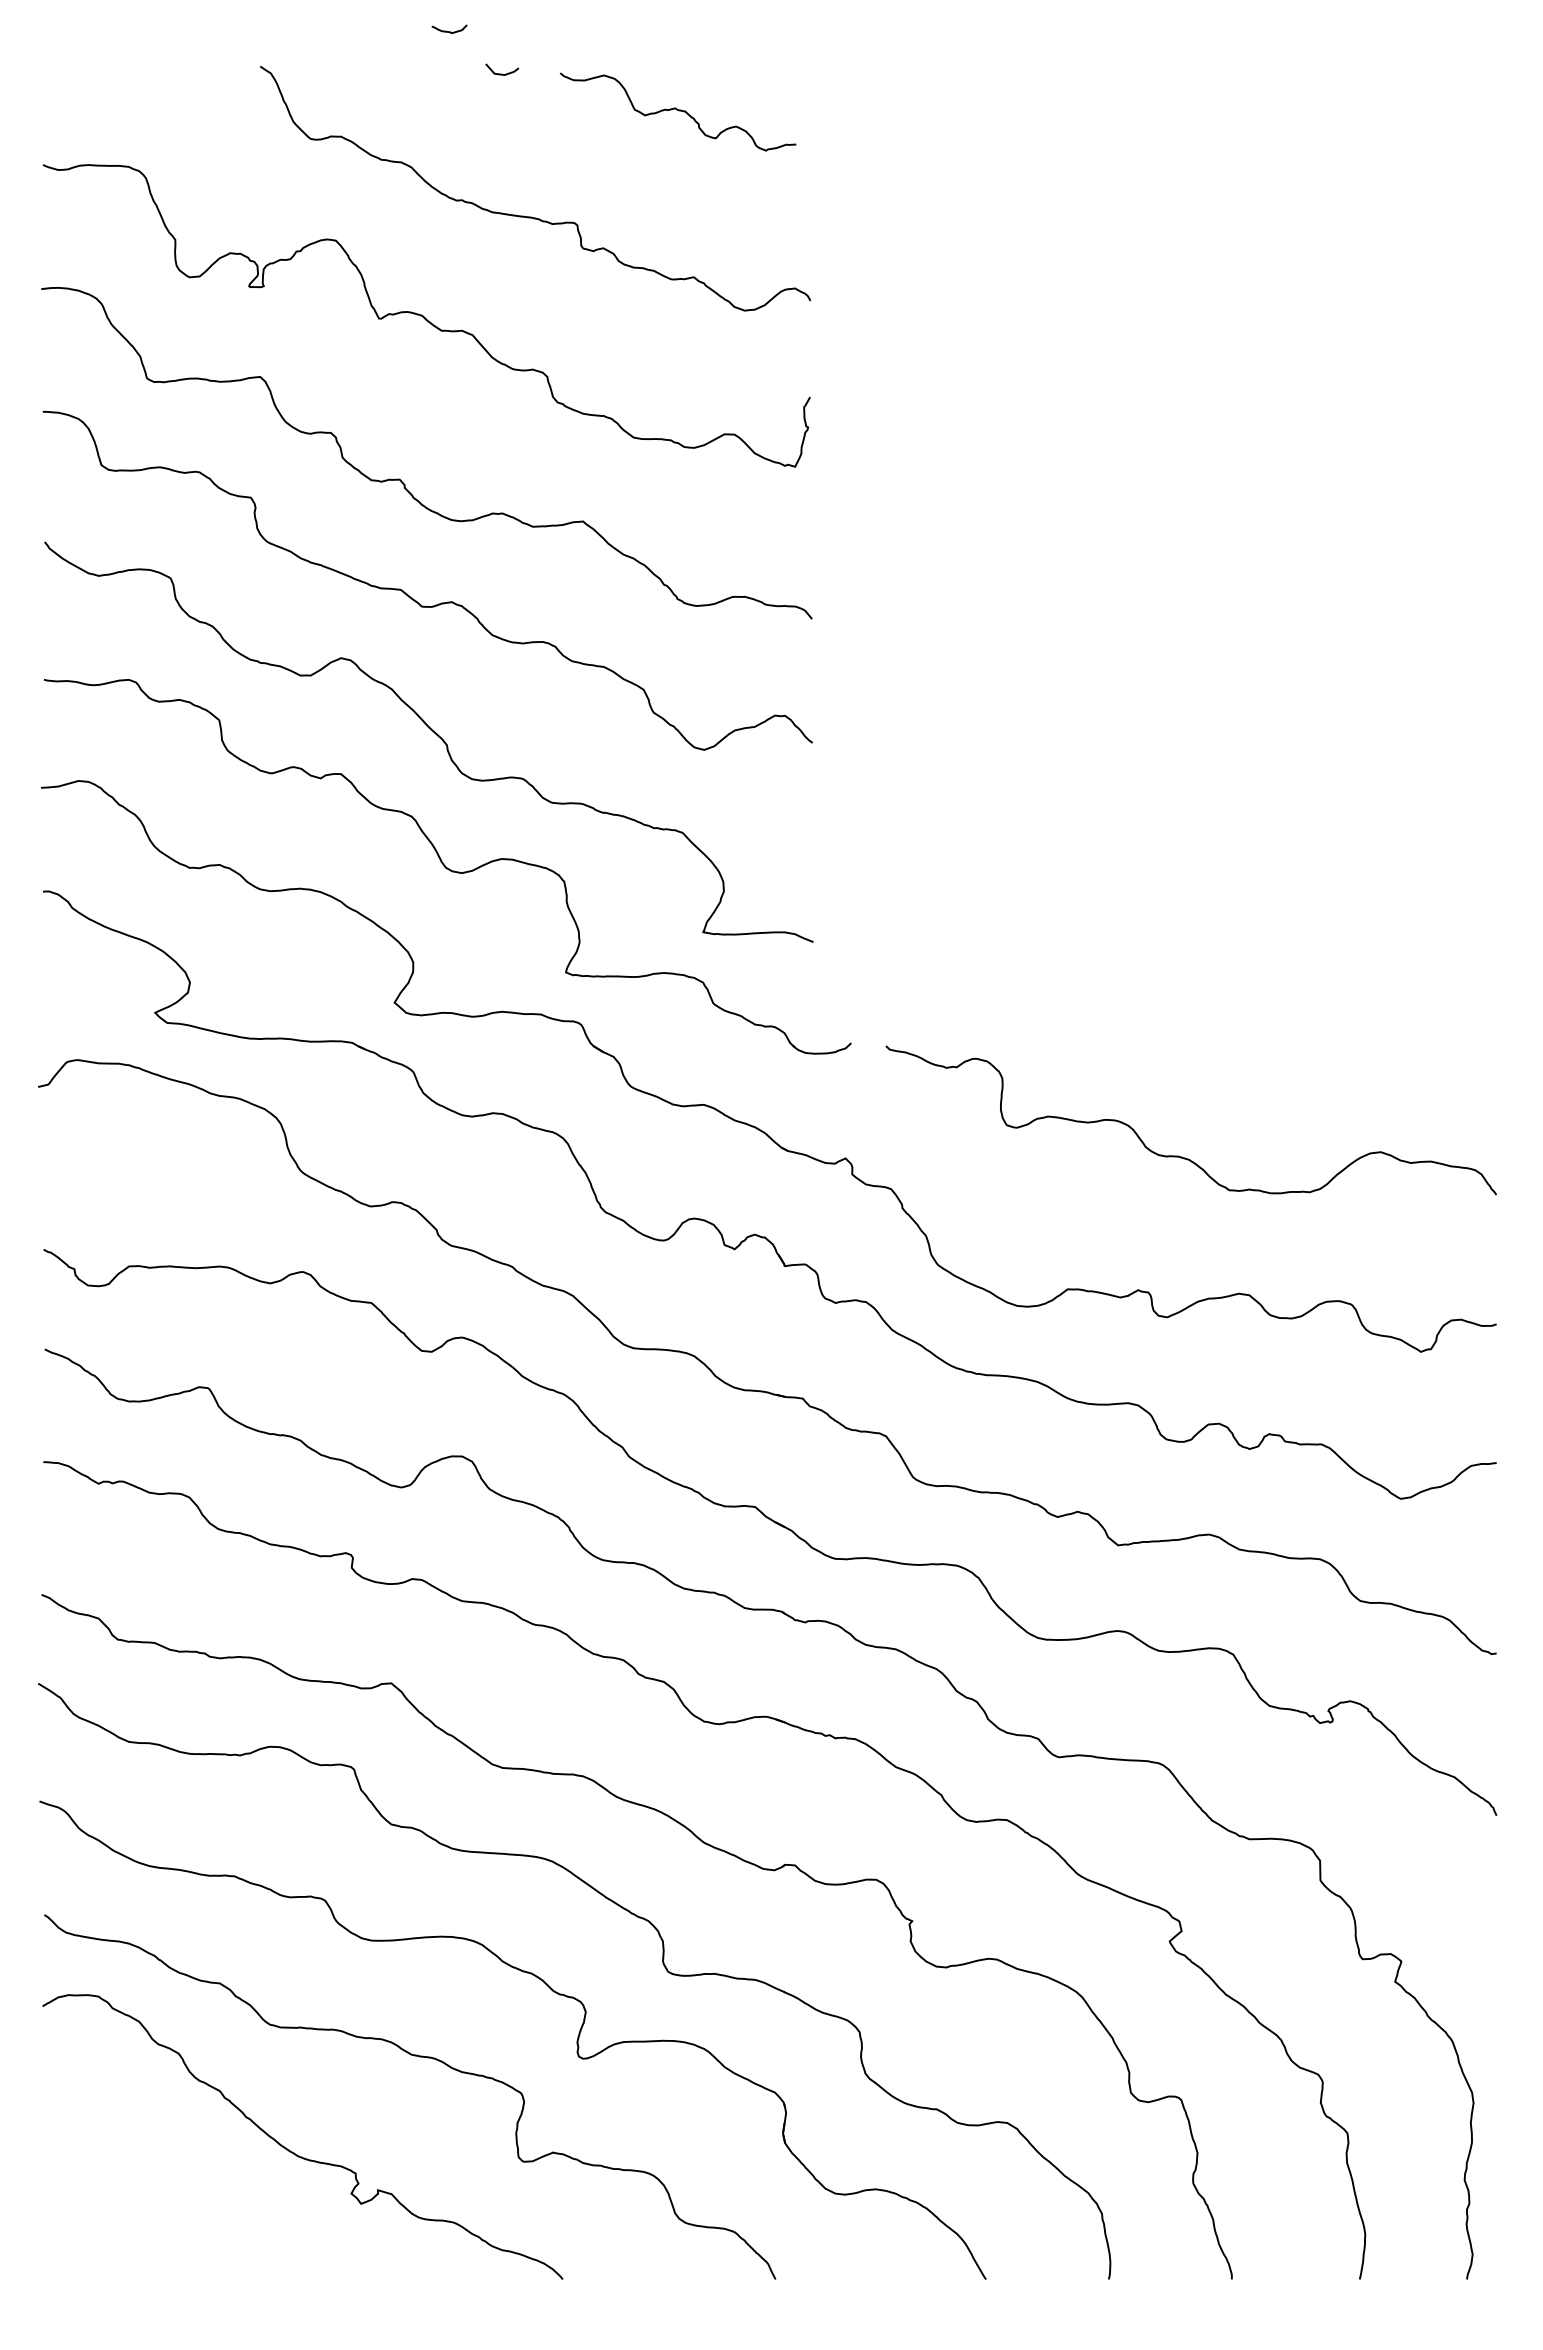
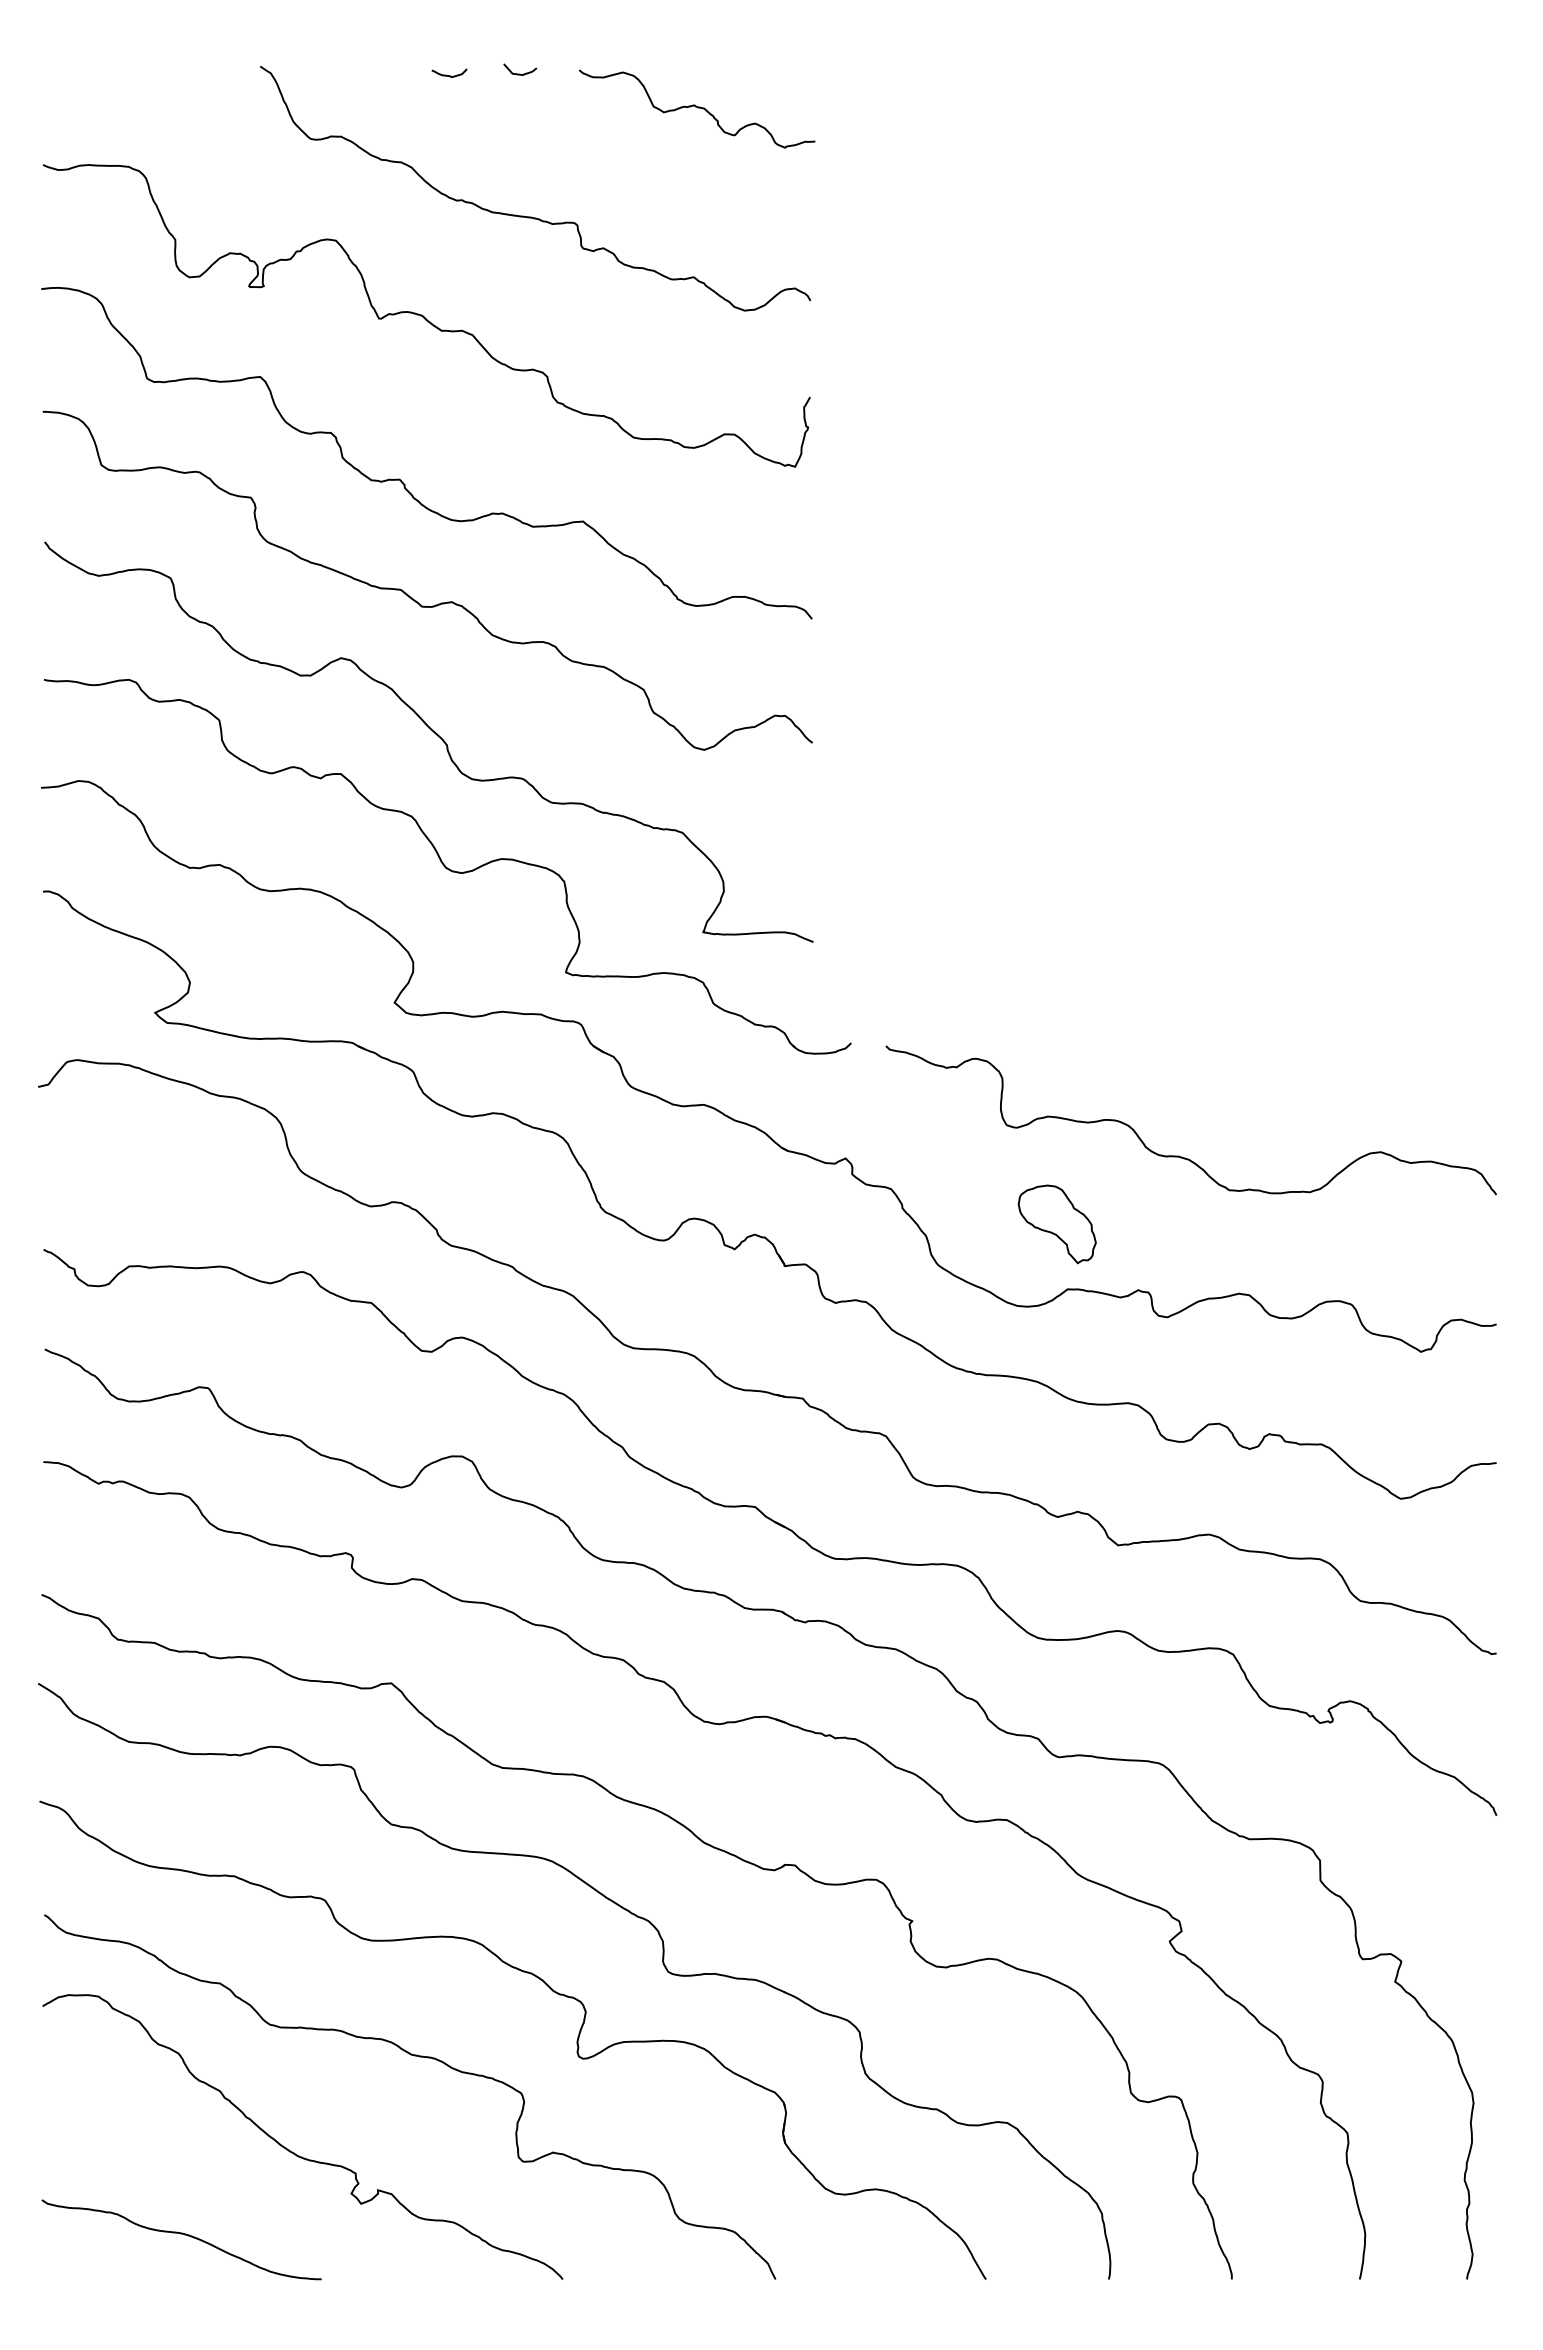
curve position: (449, 31) -> (449, 75) (449, 75)
curve position: (502, 73) -> (520, 73) (520, 73)
curve position: (678, 111) -> (697, 108) (697, 108)
part: none -> present (1056, 1224)
curve: none -> present (181, 2234)
